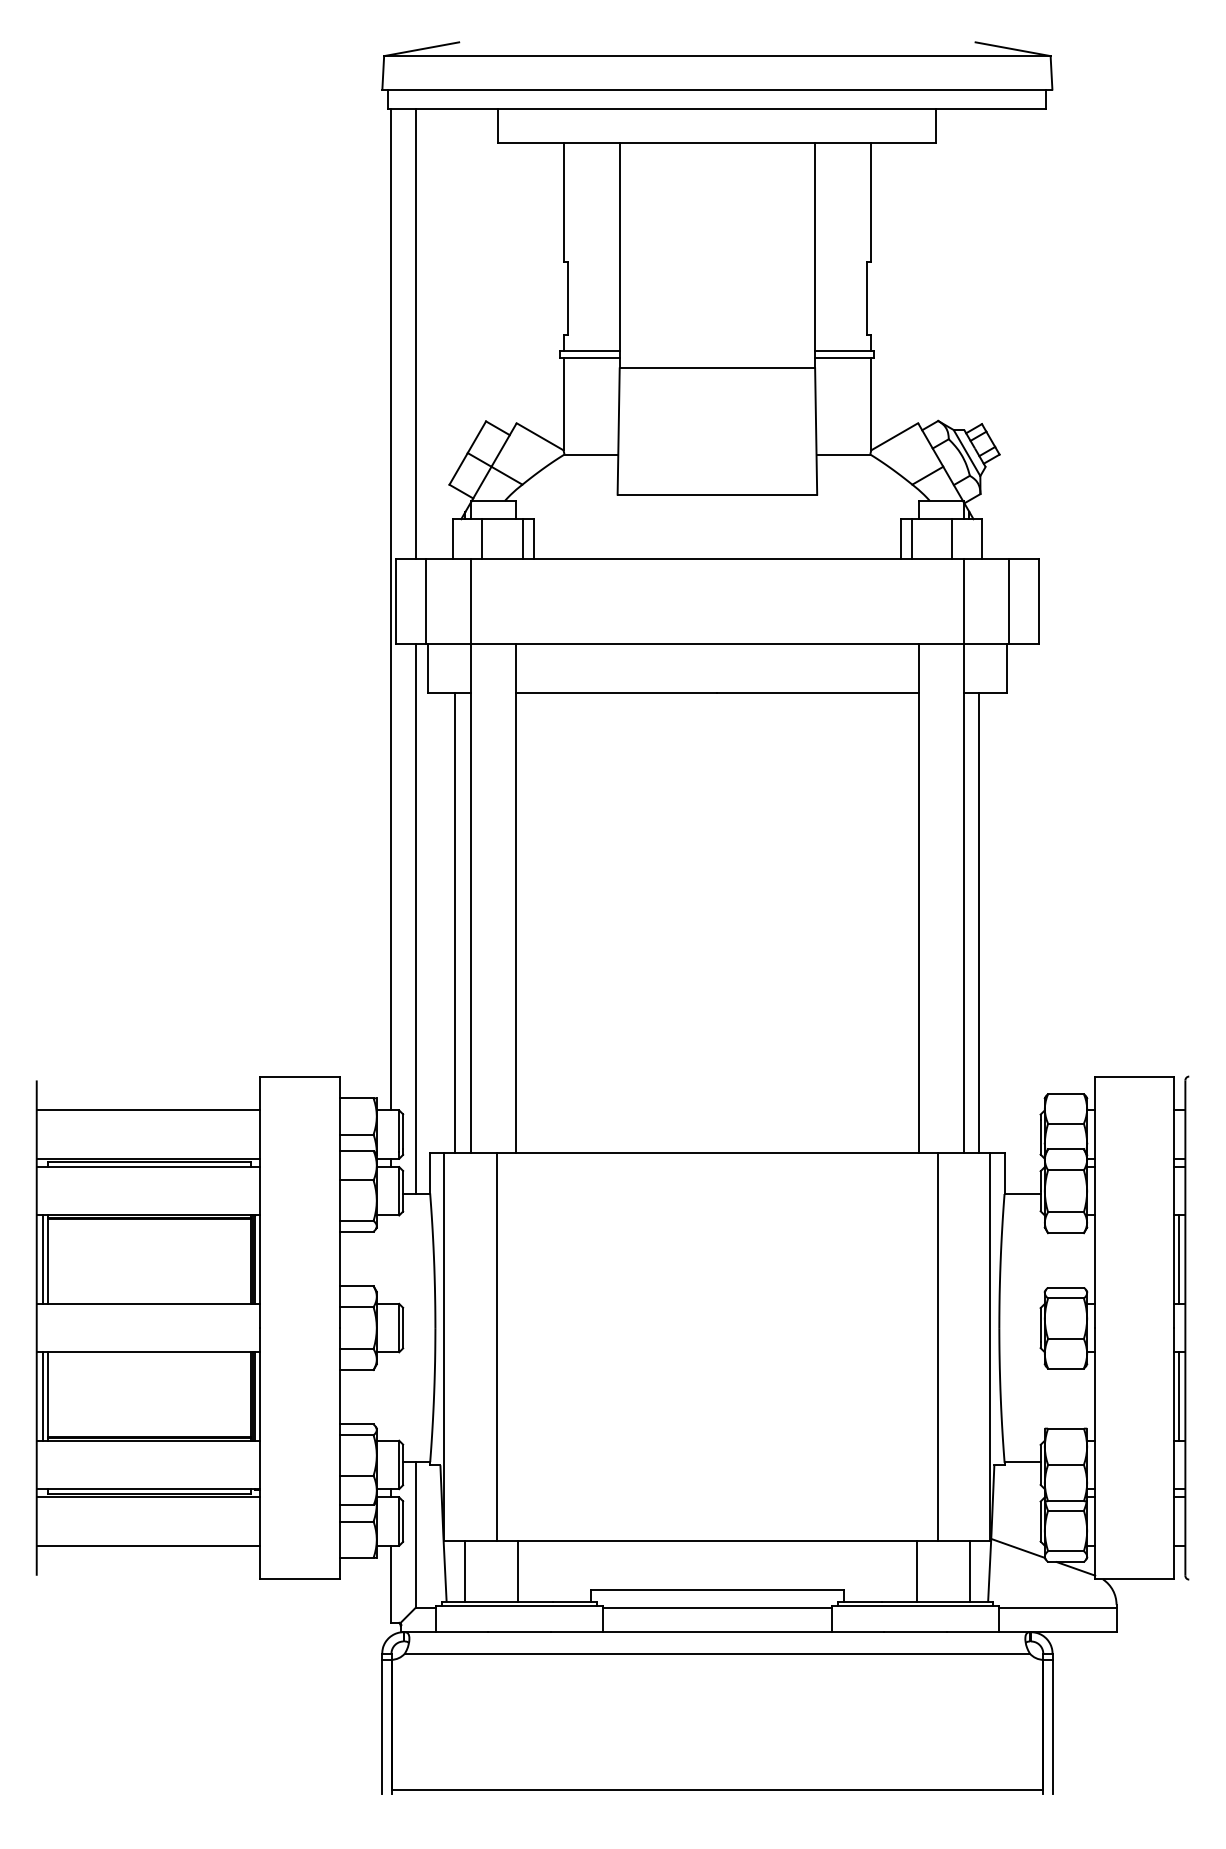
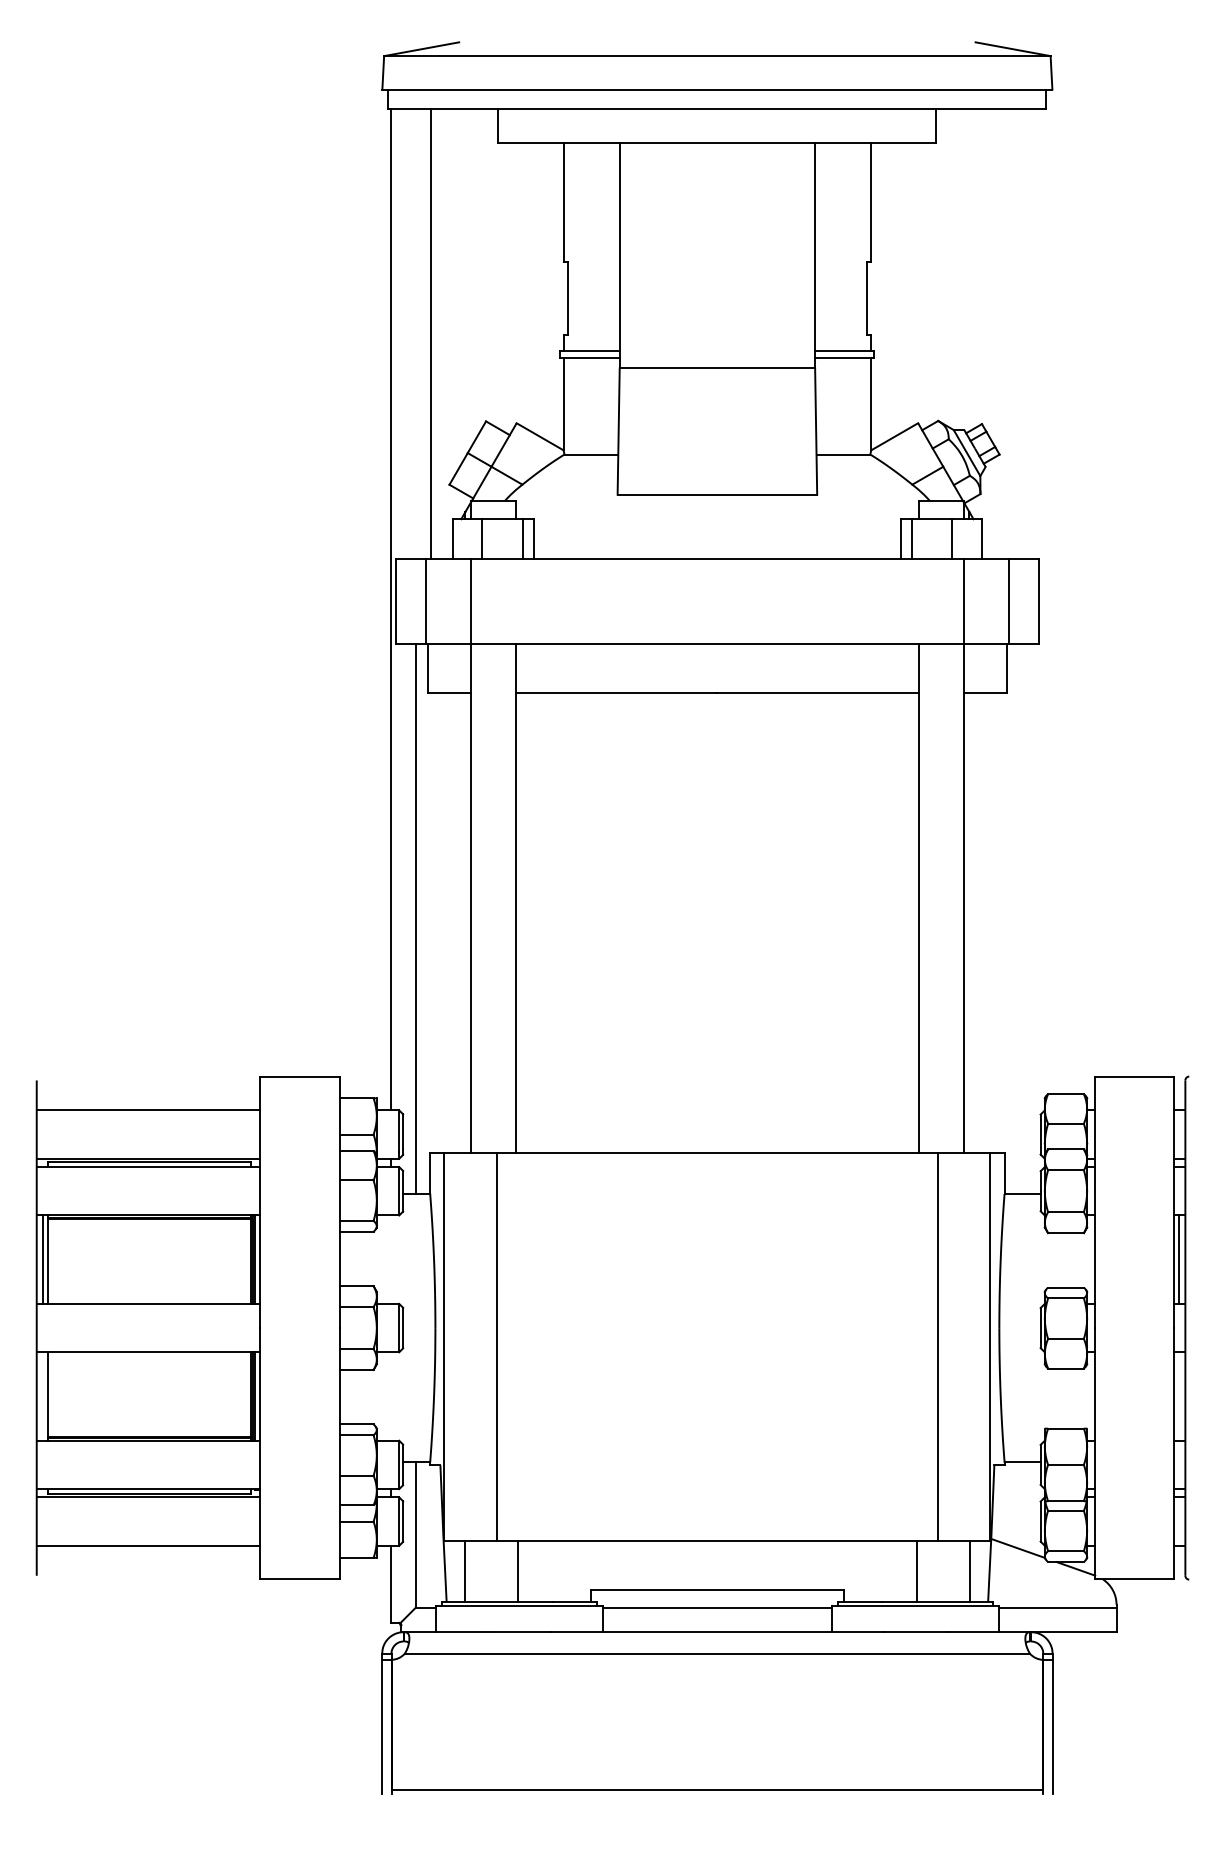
line position: (415, 333) -> (430, 333) (430, 333)
line: present -> none (455, 922)
line: present -> none (979, 922)
line: present -> none (42, 1396)
line: present -> none (1179, 1396)
